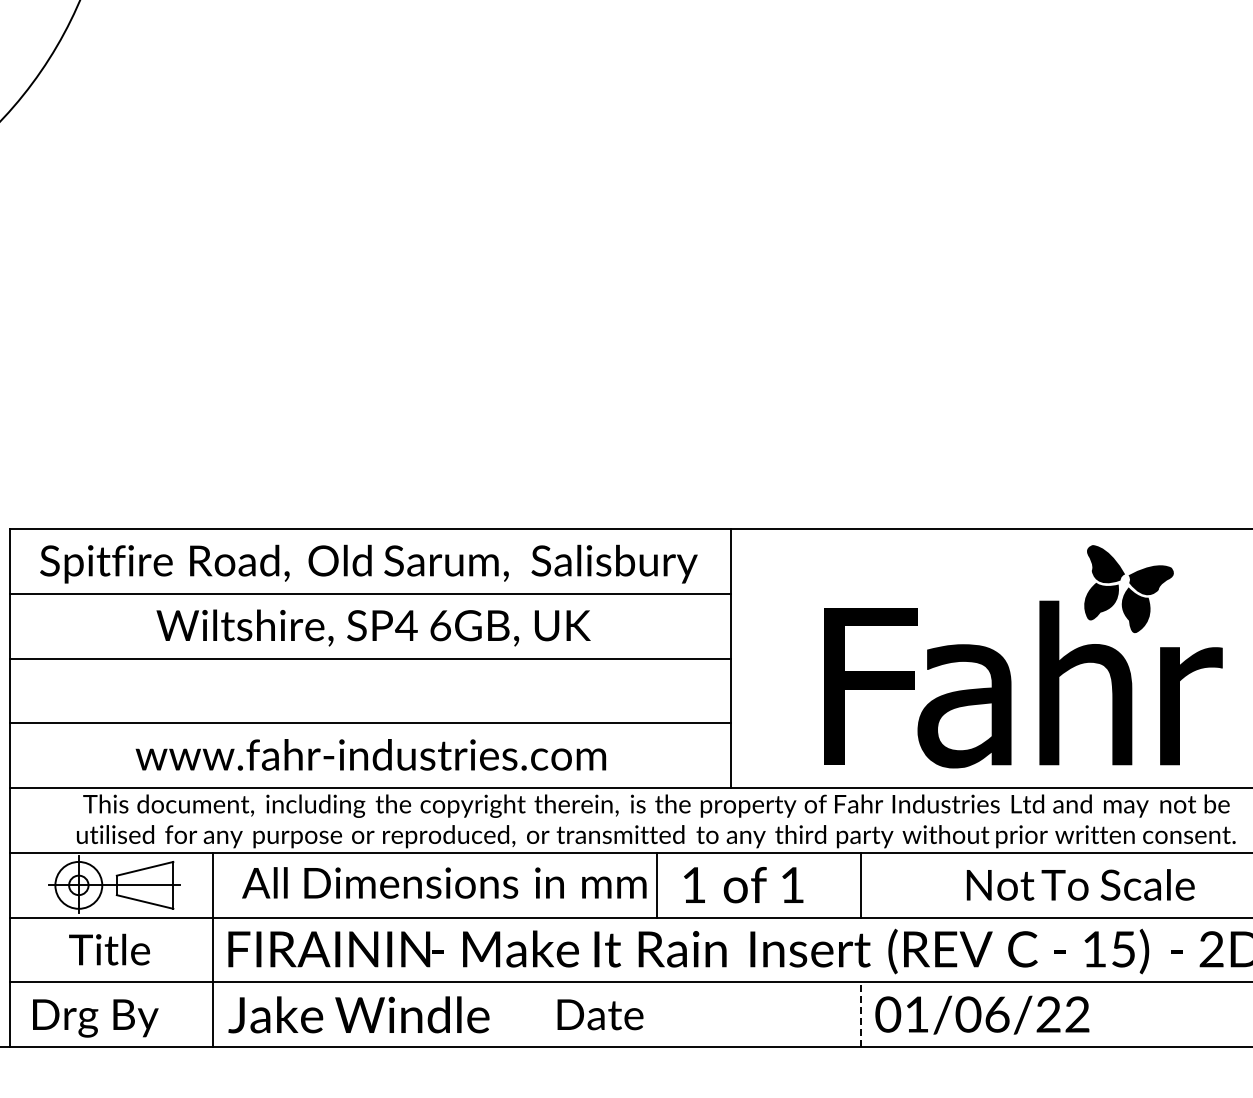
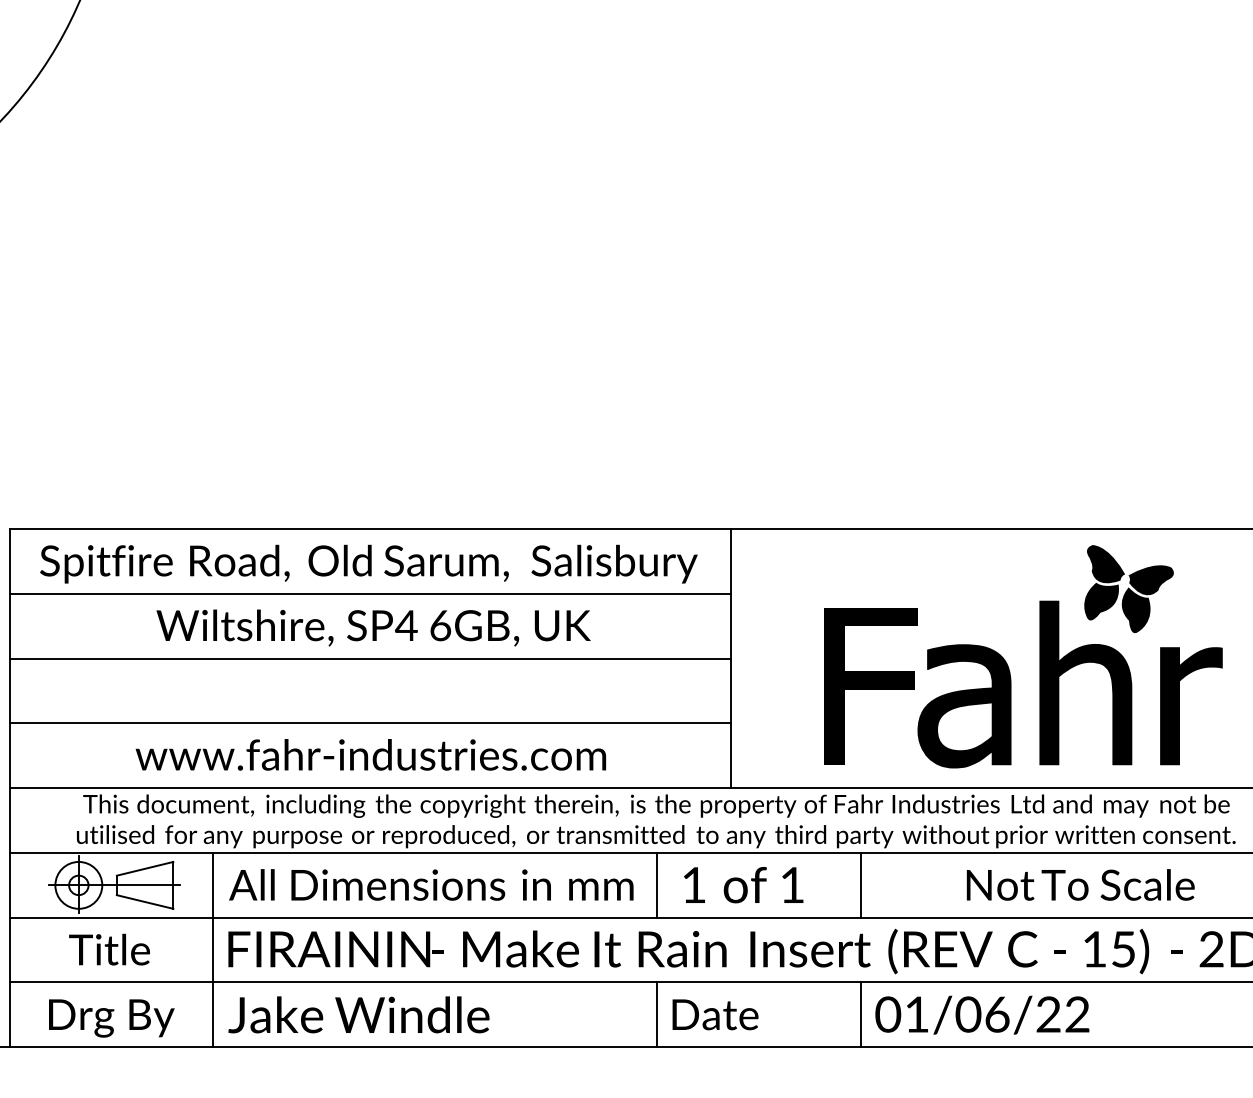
text position: (444, 882) -> (431, 884) (431, 884)
text position: (600, 1014) -> (715, 1014) (715, 1014)
line: none -> present (656, 1014)
line: dashed -> solid (860, 1014)
text position: (95, 1018) -> (111, 1018) (111, 1018)
